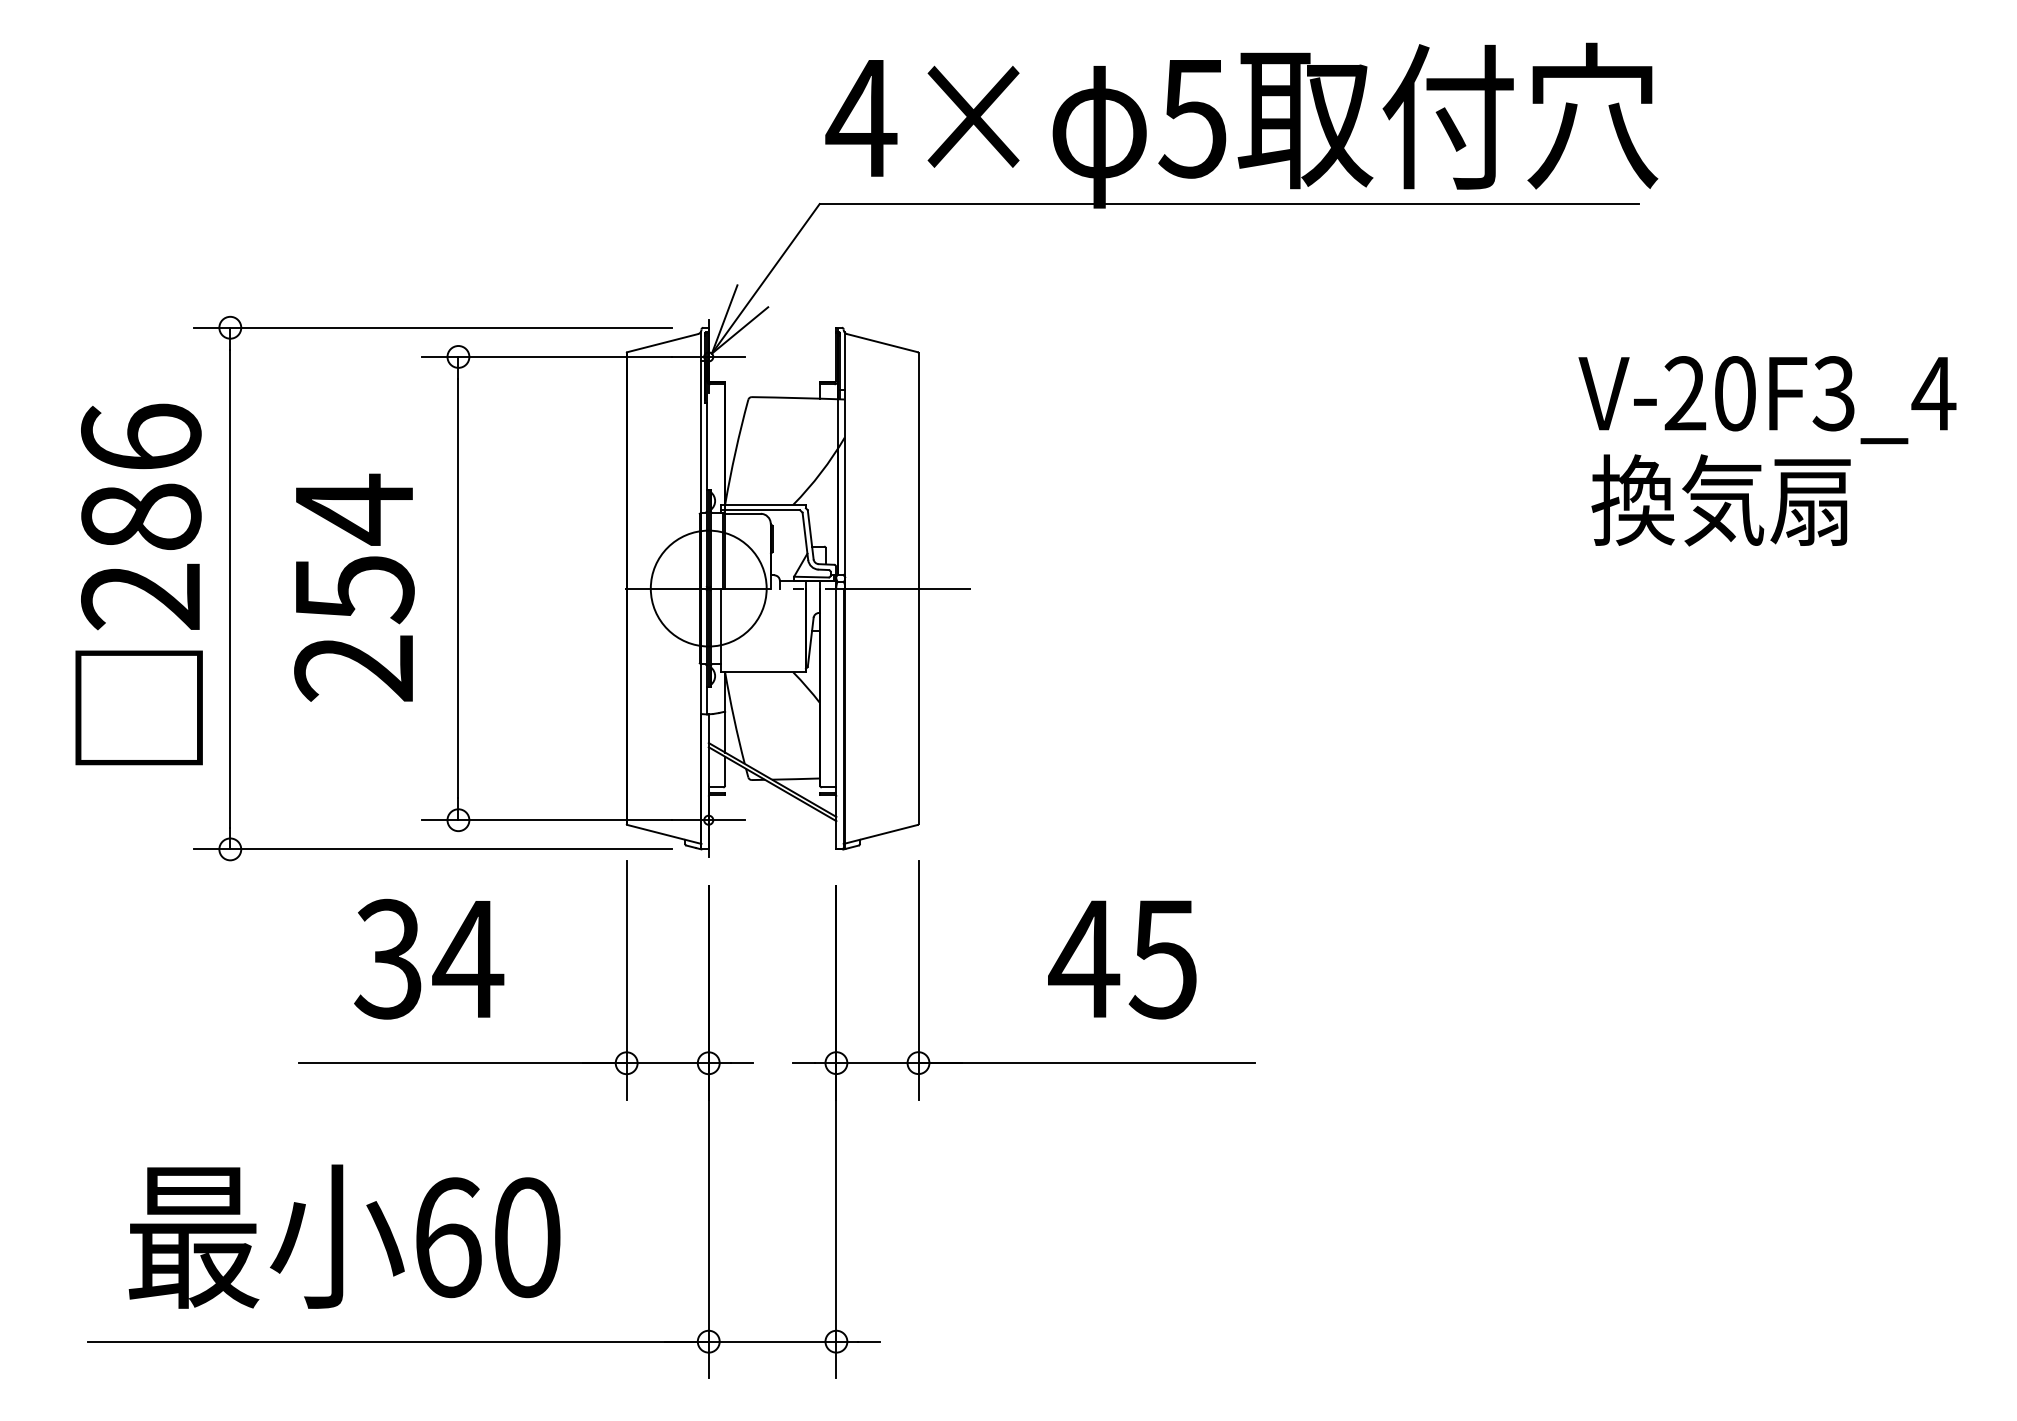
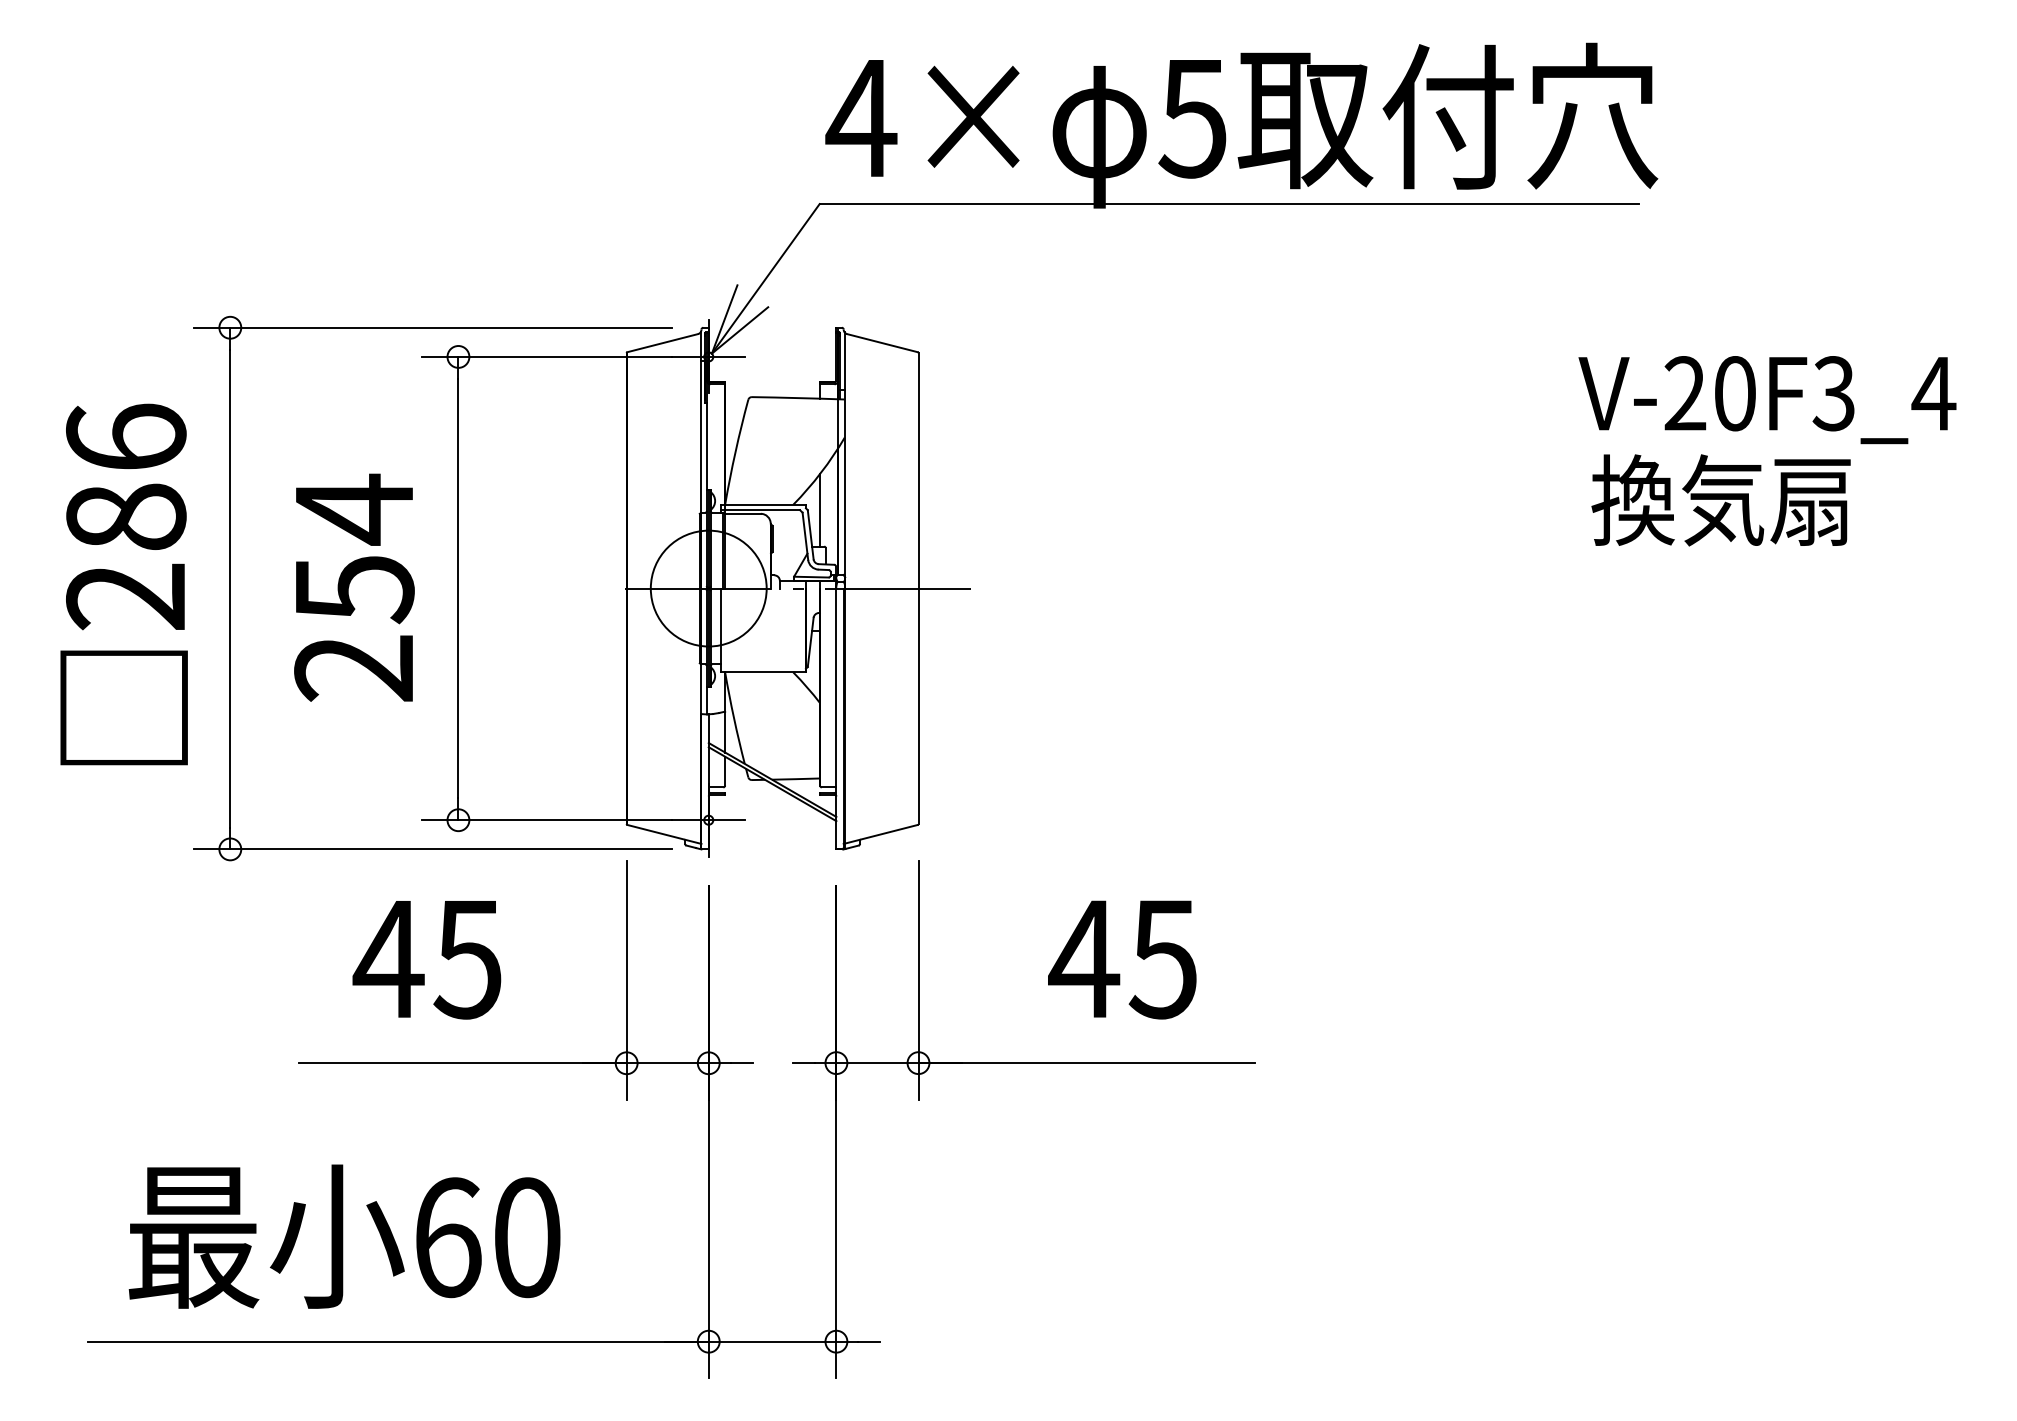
line: none -> present (820, 510)
text position: (138, 584) -> (123, 584) (123, 584)
text: 34 -> 45 (428, 958)
